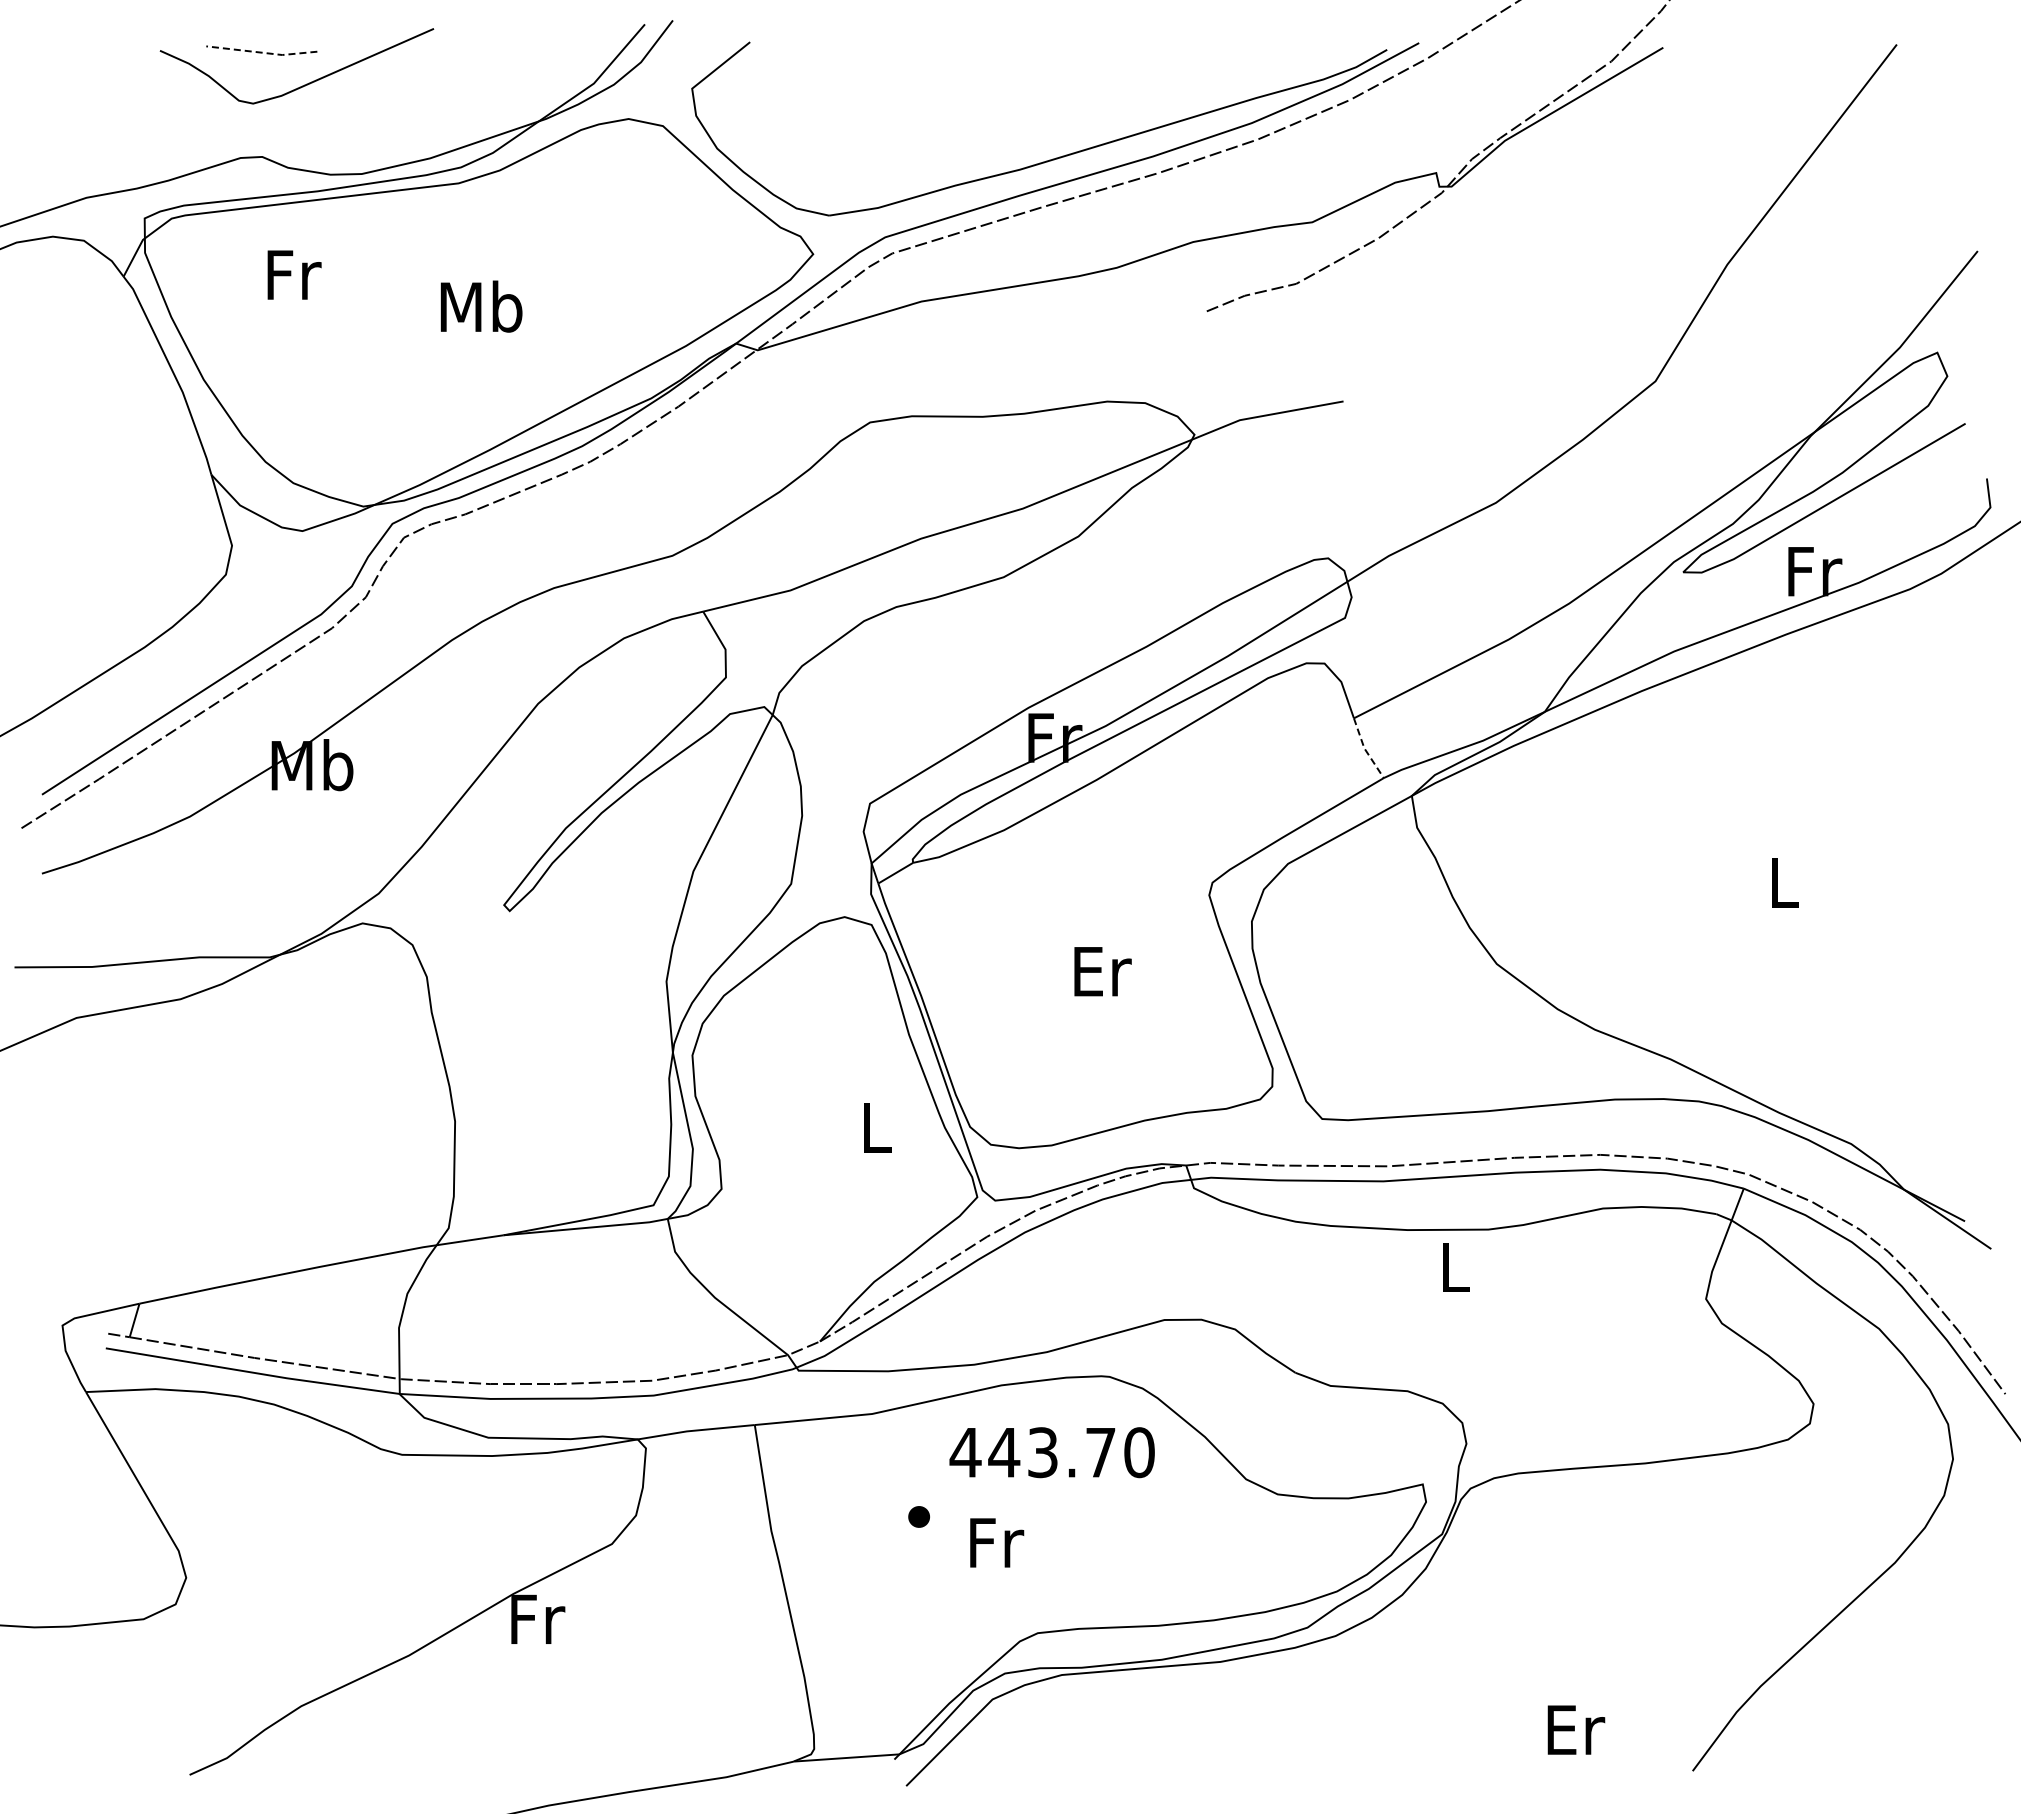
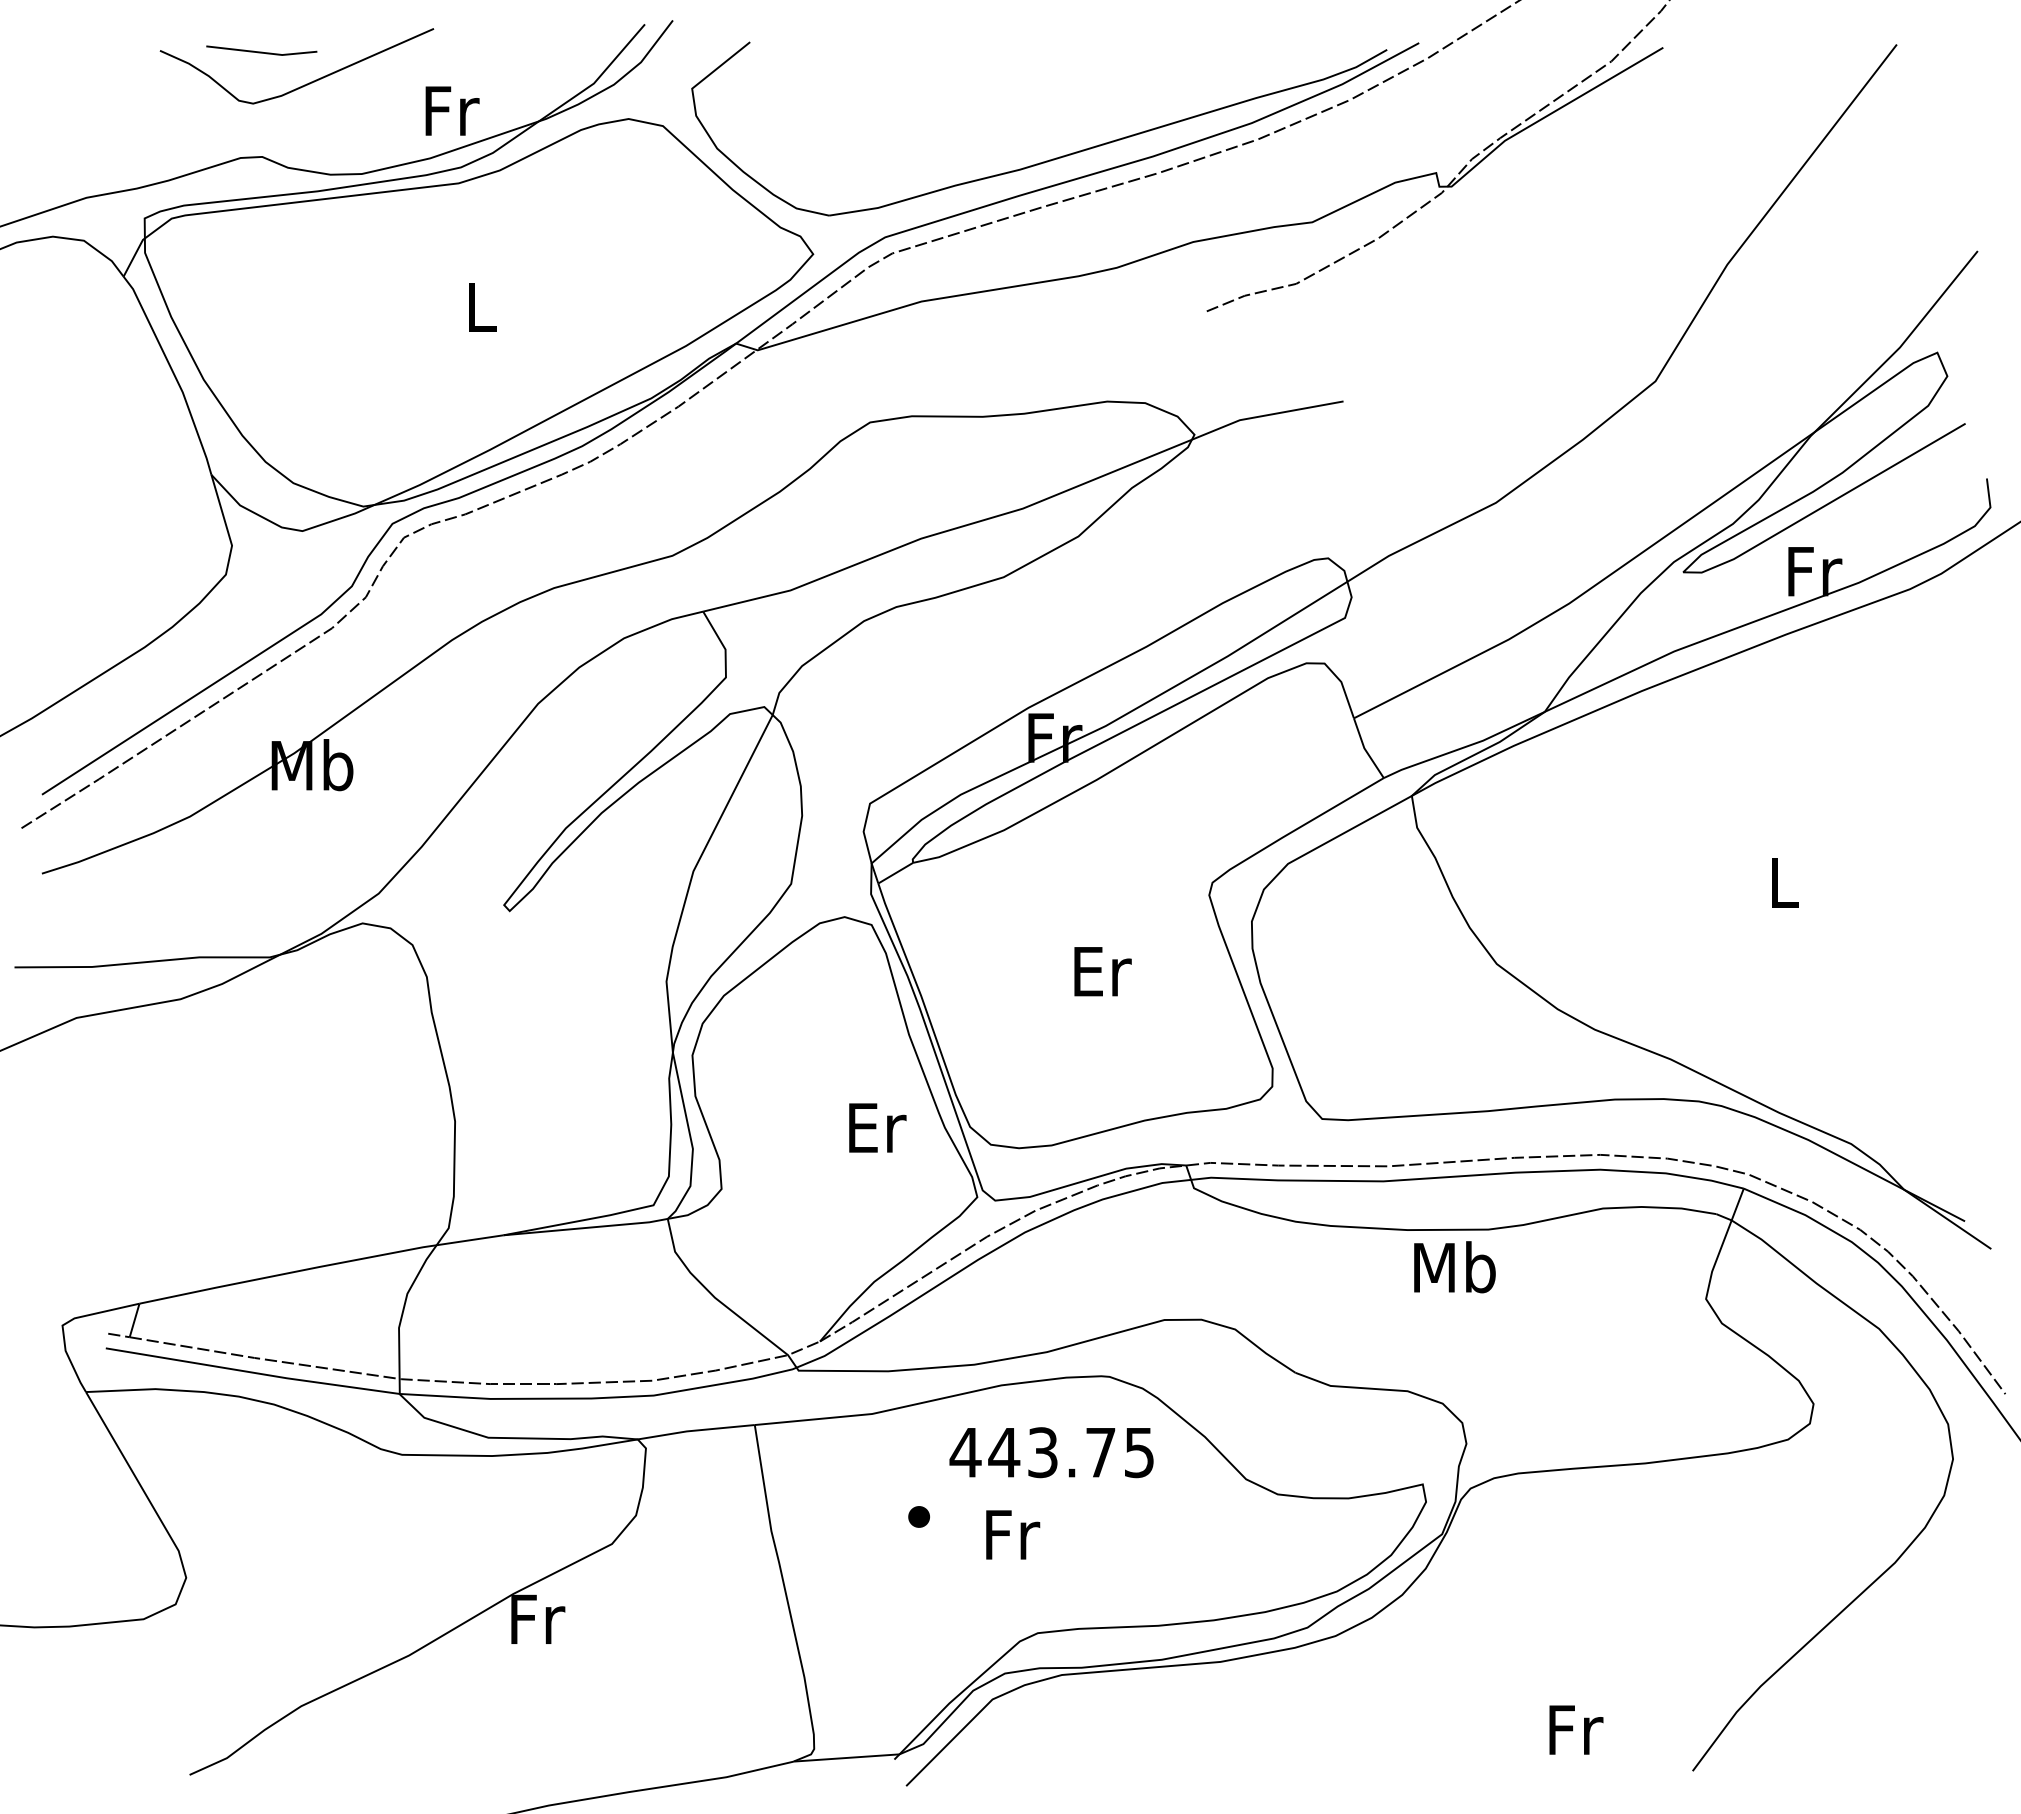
line: dashed -> solid (262, 52)
text position: (294, 274) -> (452, 110) (452, 110)
text: Mb -> L (481, 306)
line: dashed -> solid (1365, 749)
text: L -> Er (877, 1127)
text: L -> Mb (1454, 1267)
text: 443.70 -> 443.75 (1139, 1452)
text position: (997, 1542) -> (1013, 1534) (1013, 1534)
text: Er -> Fr (1576, 1729)
